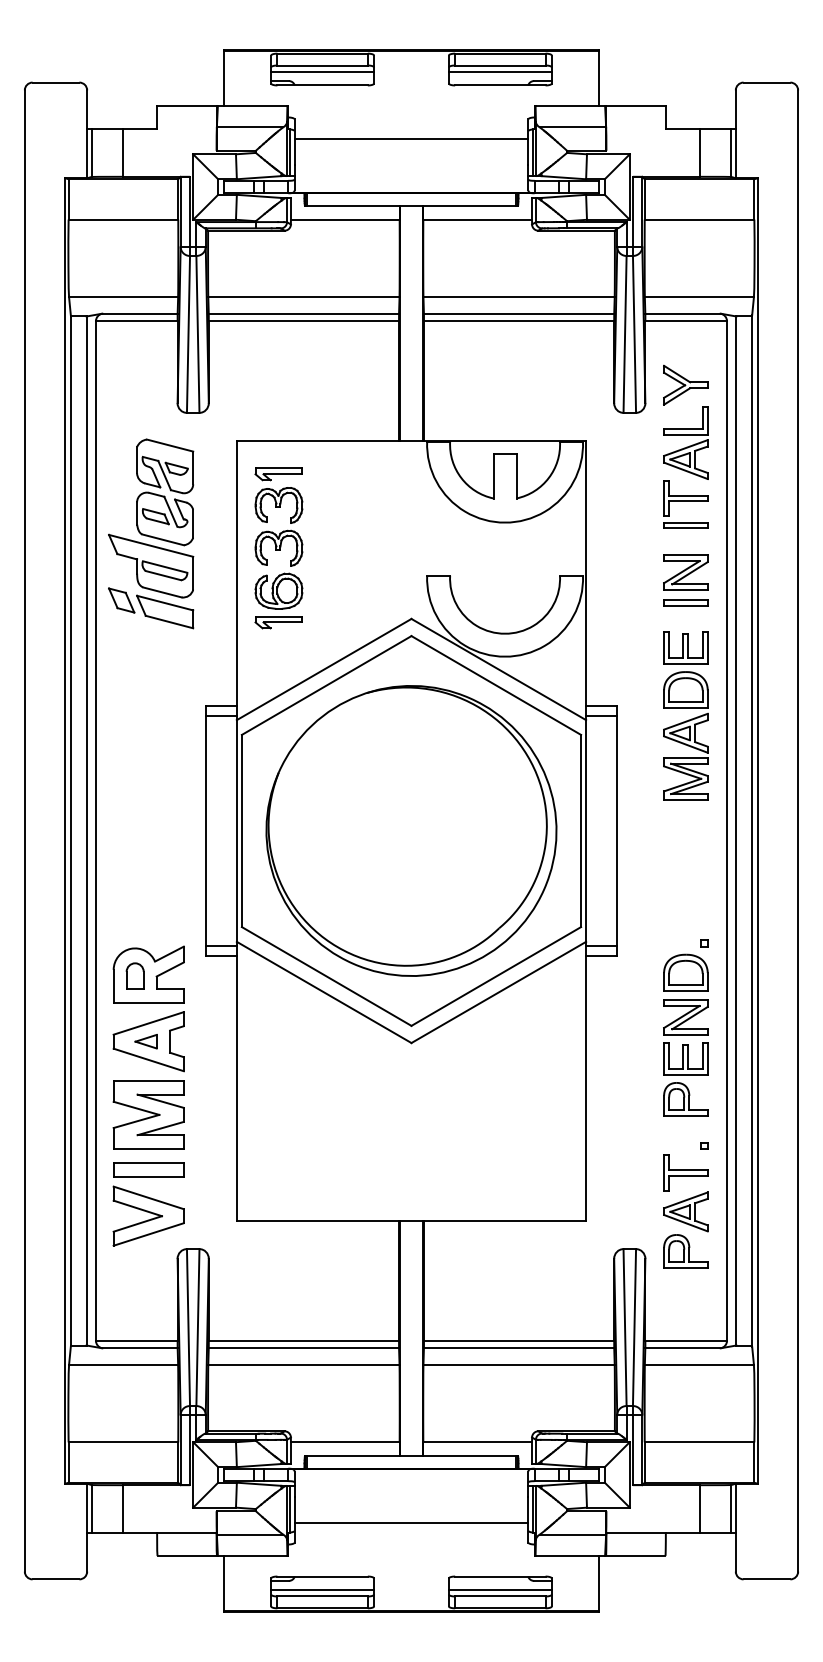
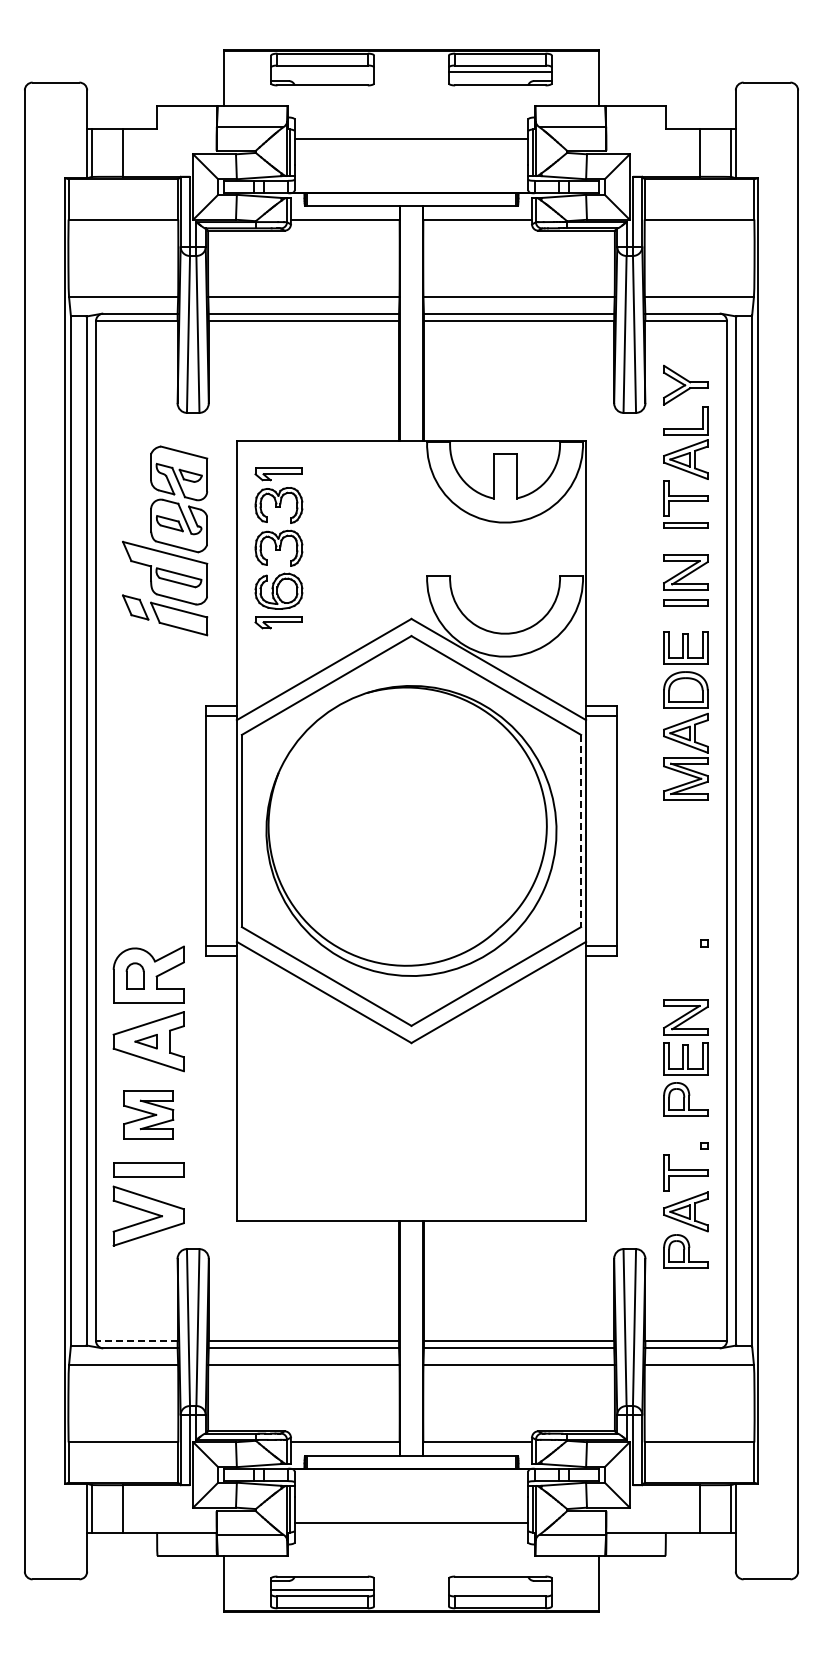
line: present -> none (322, 71)
part position: (151, 533) -> (165, 540) (165, 540)
line: solid -> dashed (581, 831)
part: present -> none (685, 972)
part size: 73x70 px -> 52x50 px (148, 1114)
line: solid -> dashed (136, 1340)
line: present -> none (499, 1590)
